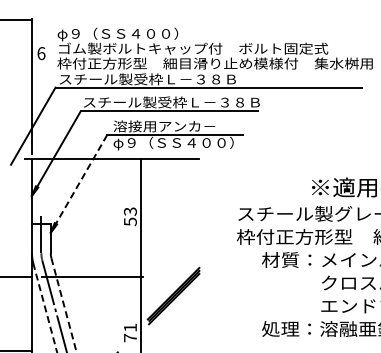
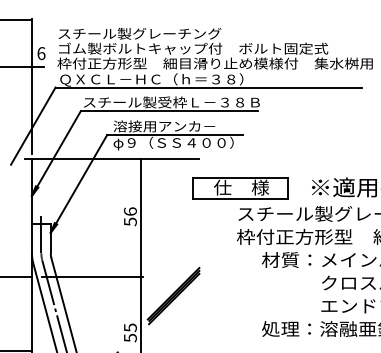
text: φ９（ＳＳ４００） -> スチール製グレーチング (139, 34)
line: none -> present (23, 66)
text: スチール製受枠Ｌ－３８Ｂ -> ＱＸＣＬ－ＨＣ（ｈ＝３８） (151, 79)
line: dashed -> solid (78, 184)
part: none -> present (240, 188)
text: 53 -> 56 (129, 211)
line: dashed -> solid (64, 305)
line: dashed -> solid (45, 308)
text: 71 -> 55 (130, 332)
